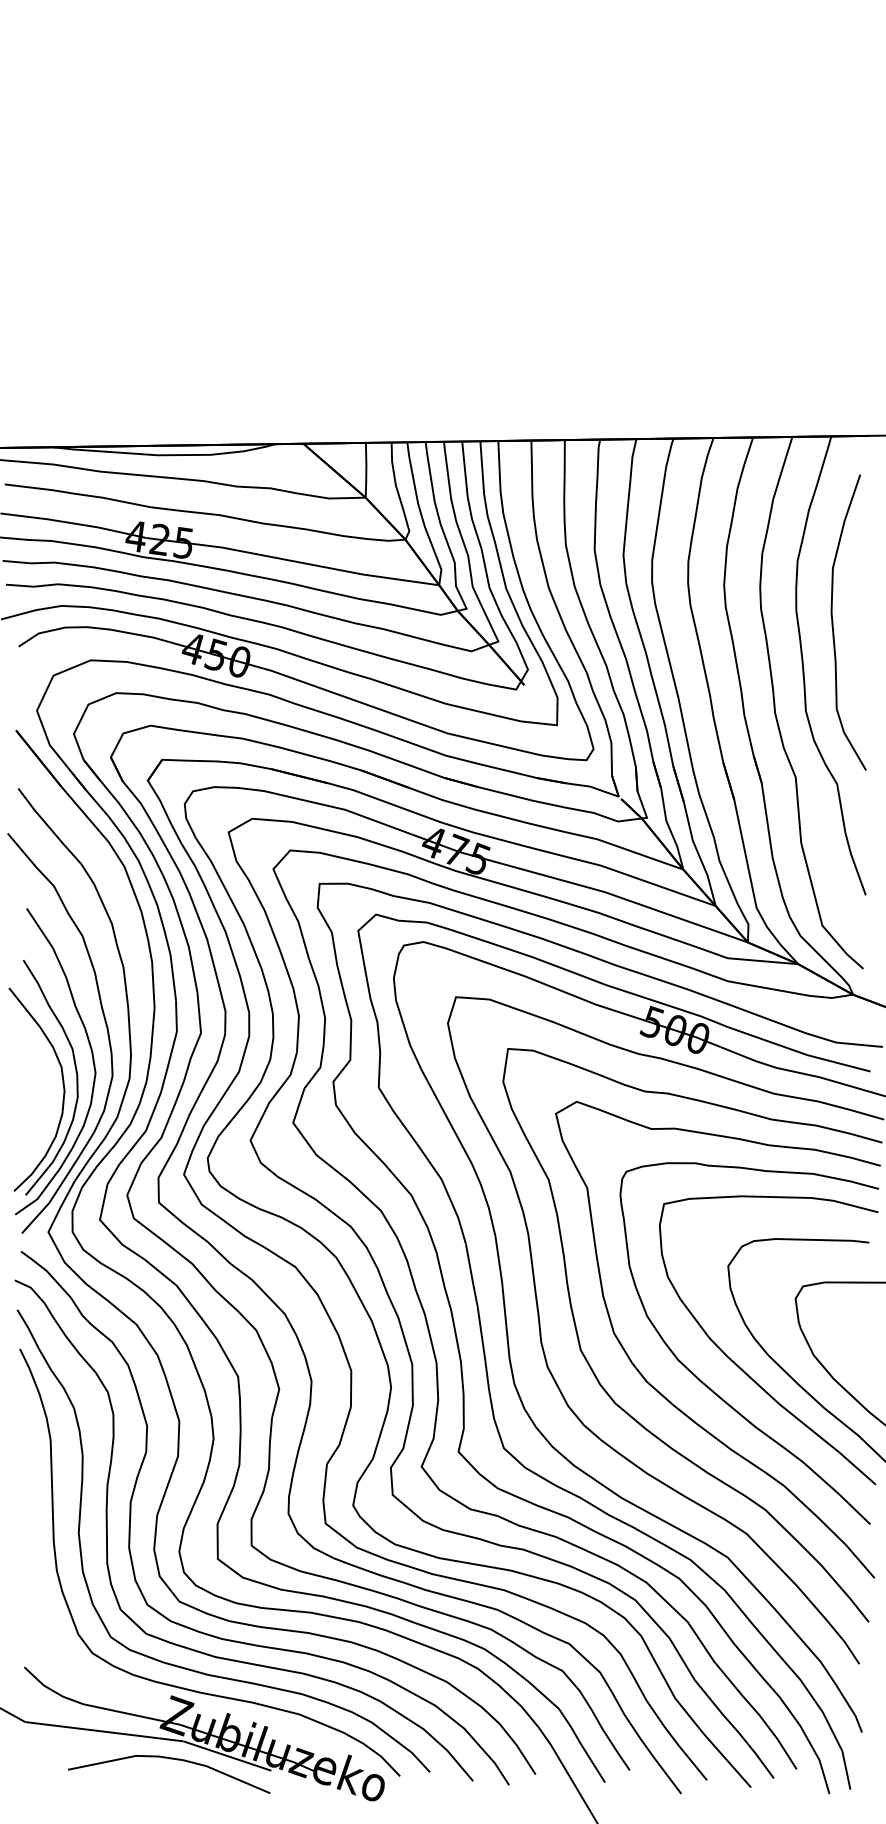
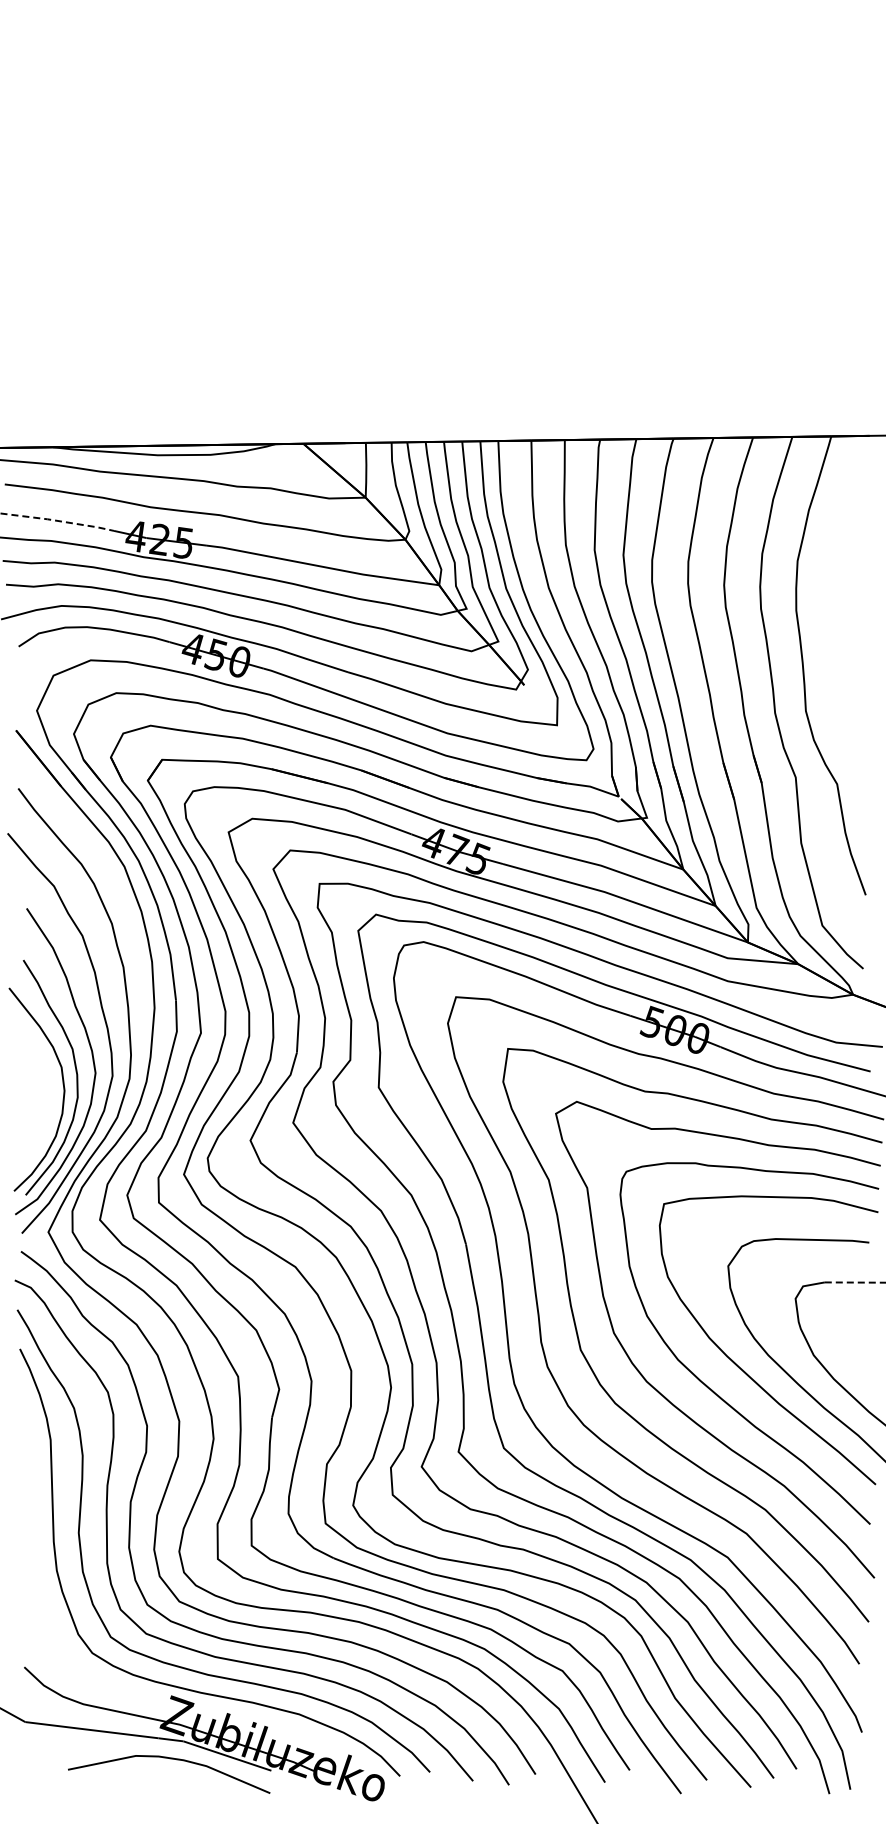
line: solid -> dashed (57, 520)
curve: present -> none (833, 622)
line: solid -> dashed (855, 1282)
